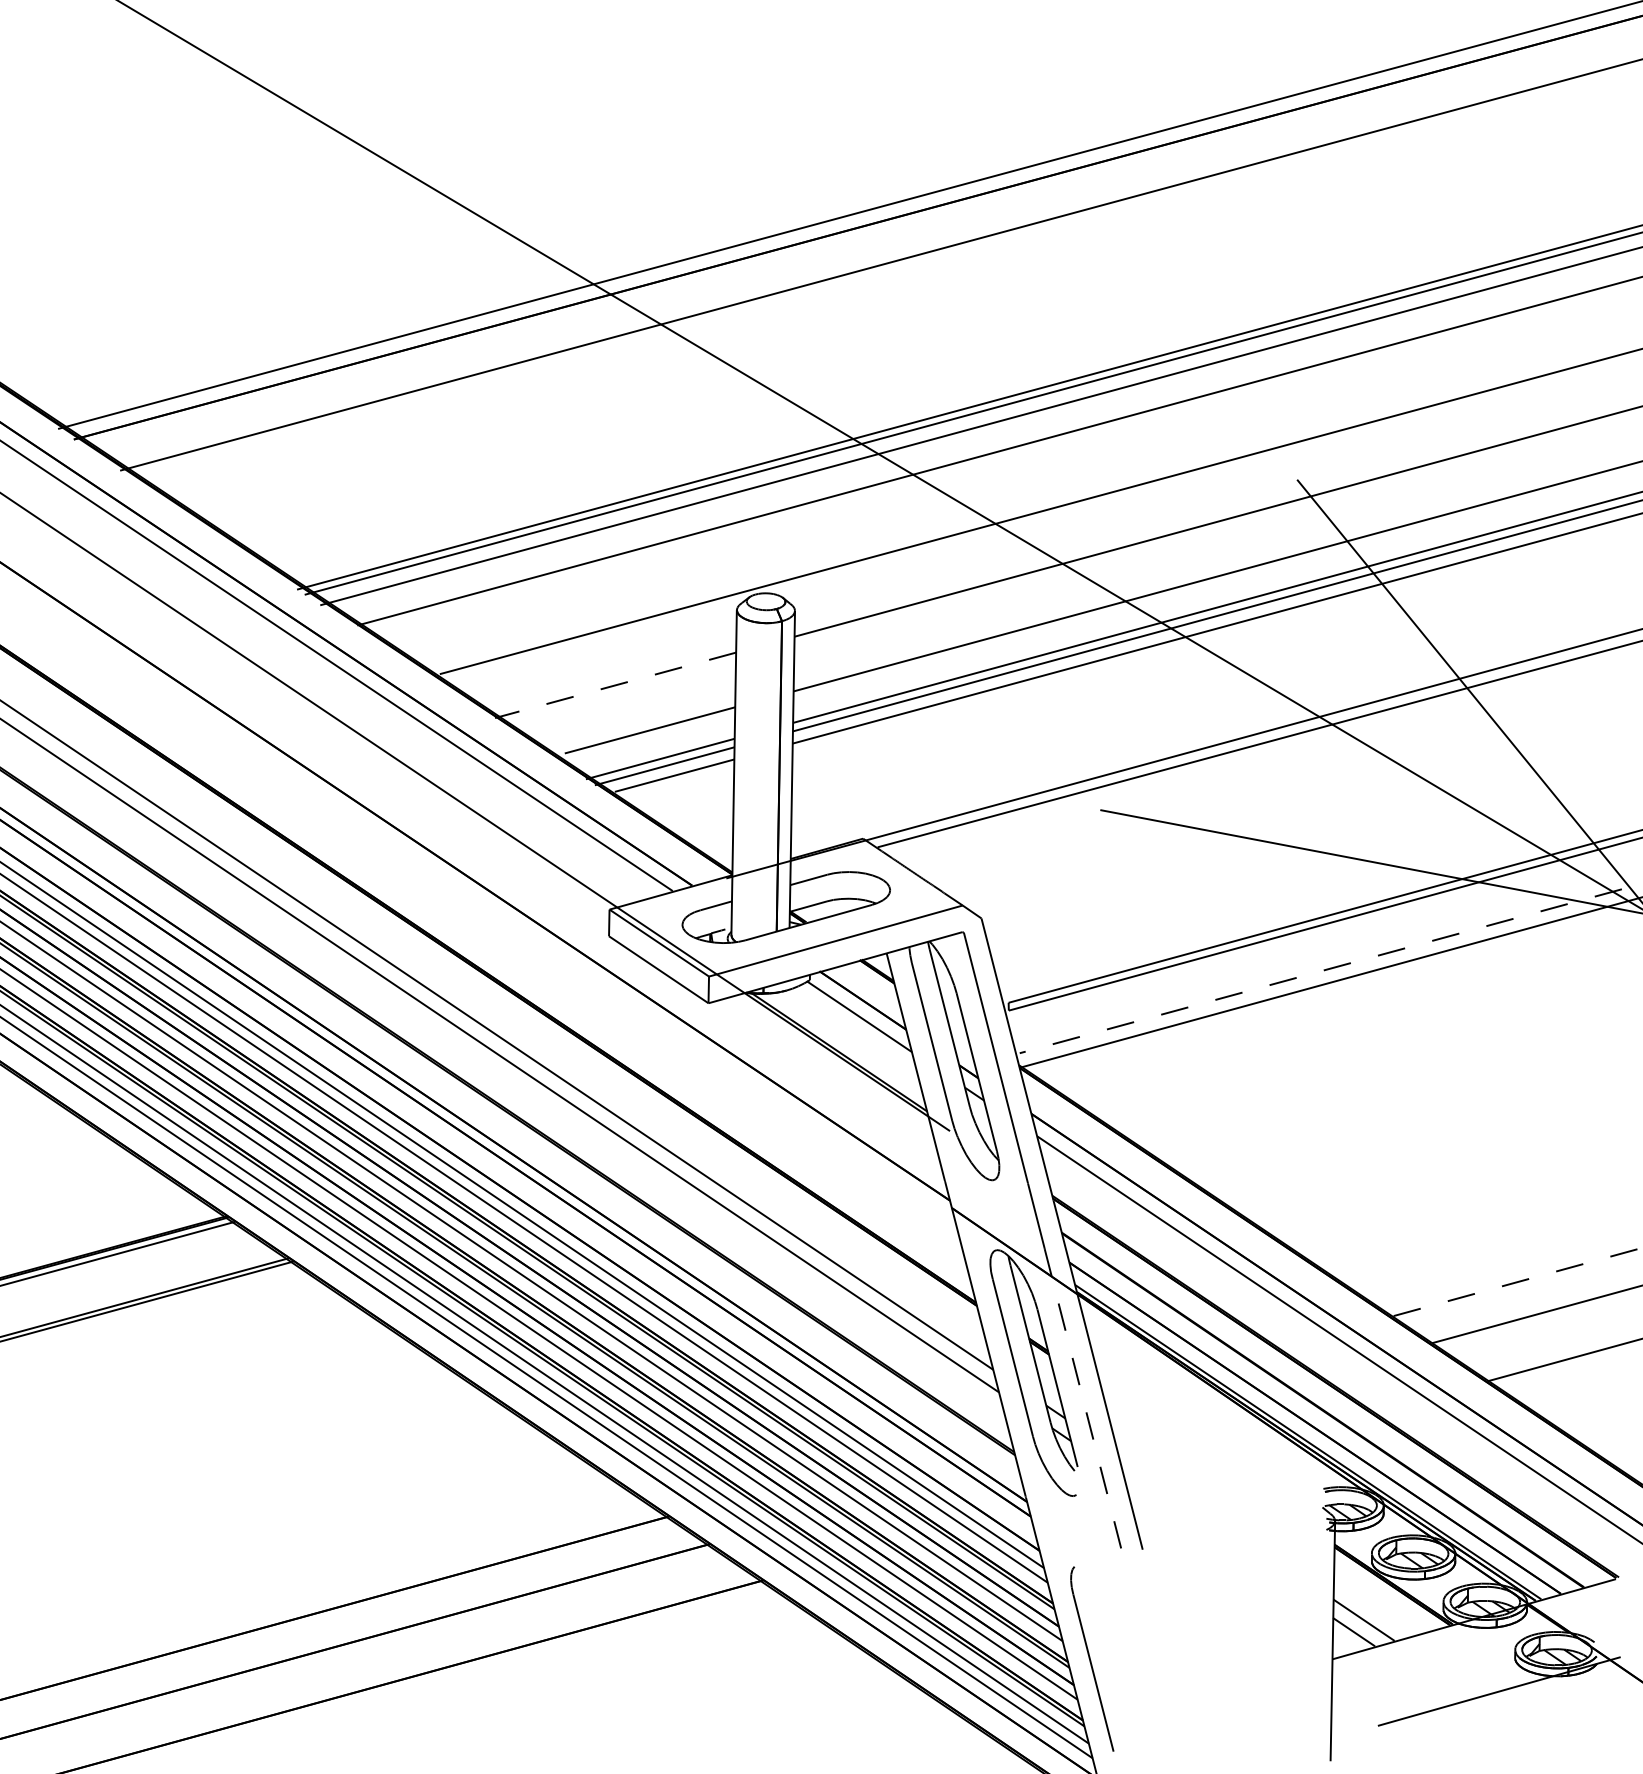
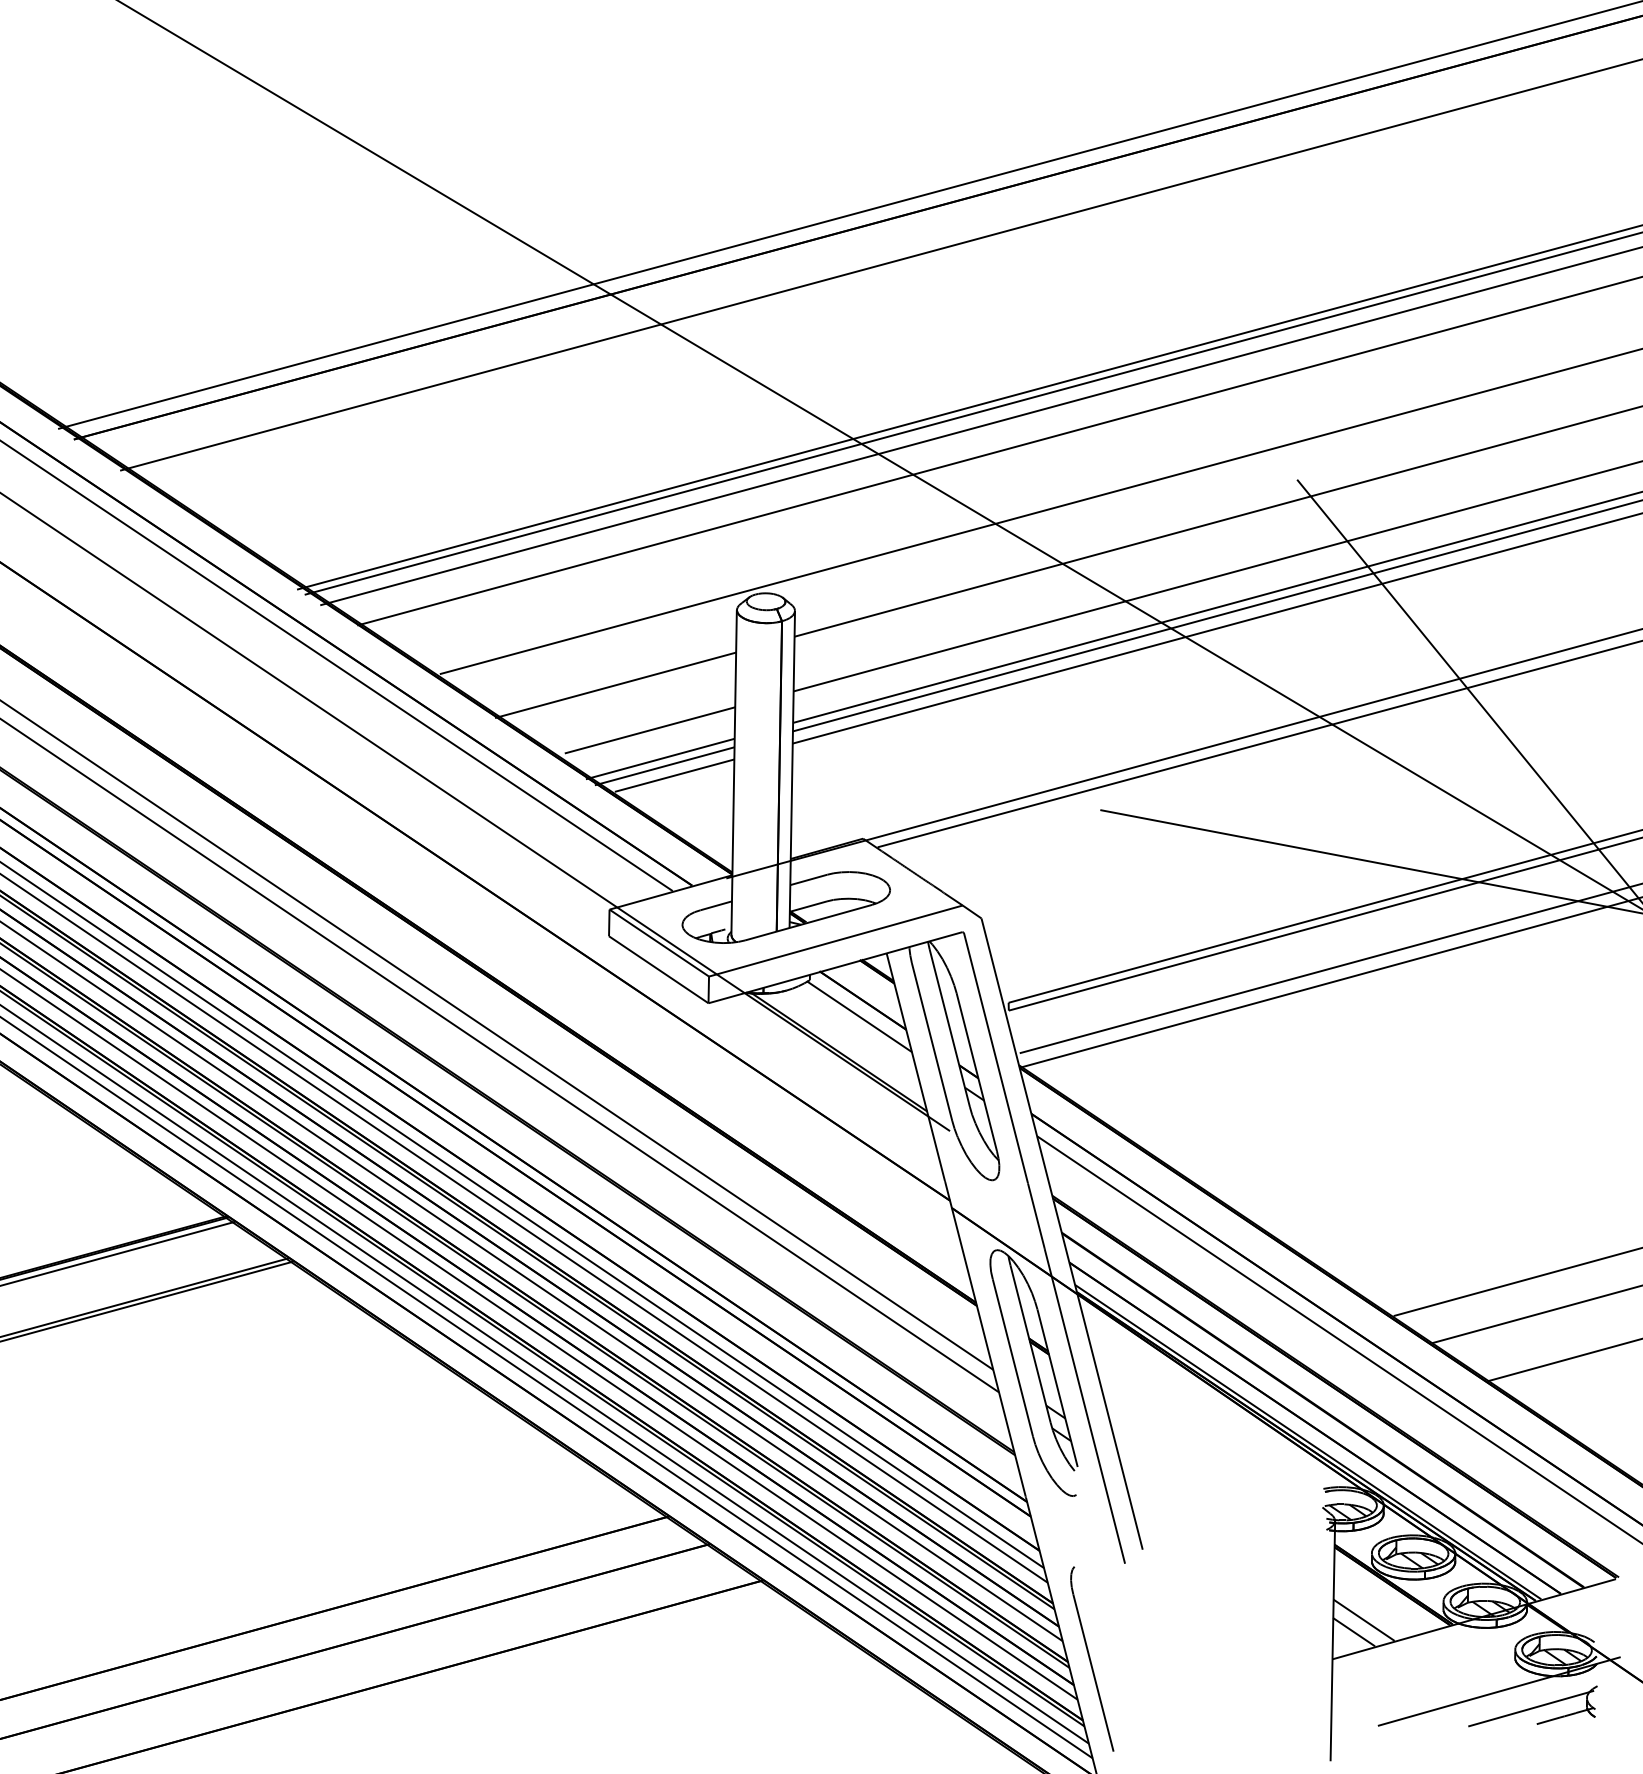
line: dashed -> solid (615, 685)
line: dashed -> solid (1331, 968)
line: dashed -> solid (1518, 1281)
line: dashed -> solid (1085, 1406)
part: none -> present (1532, 1706)
